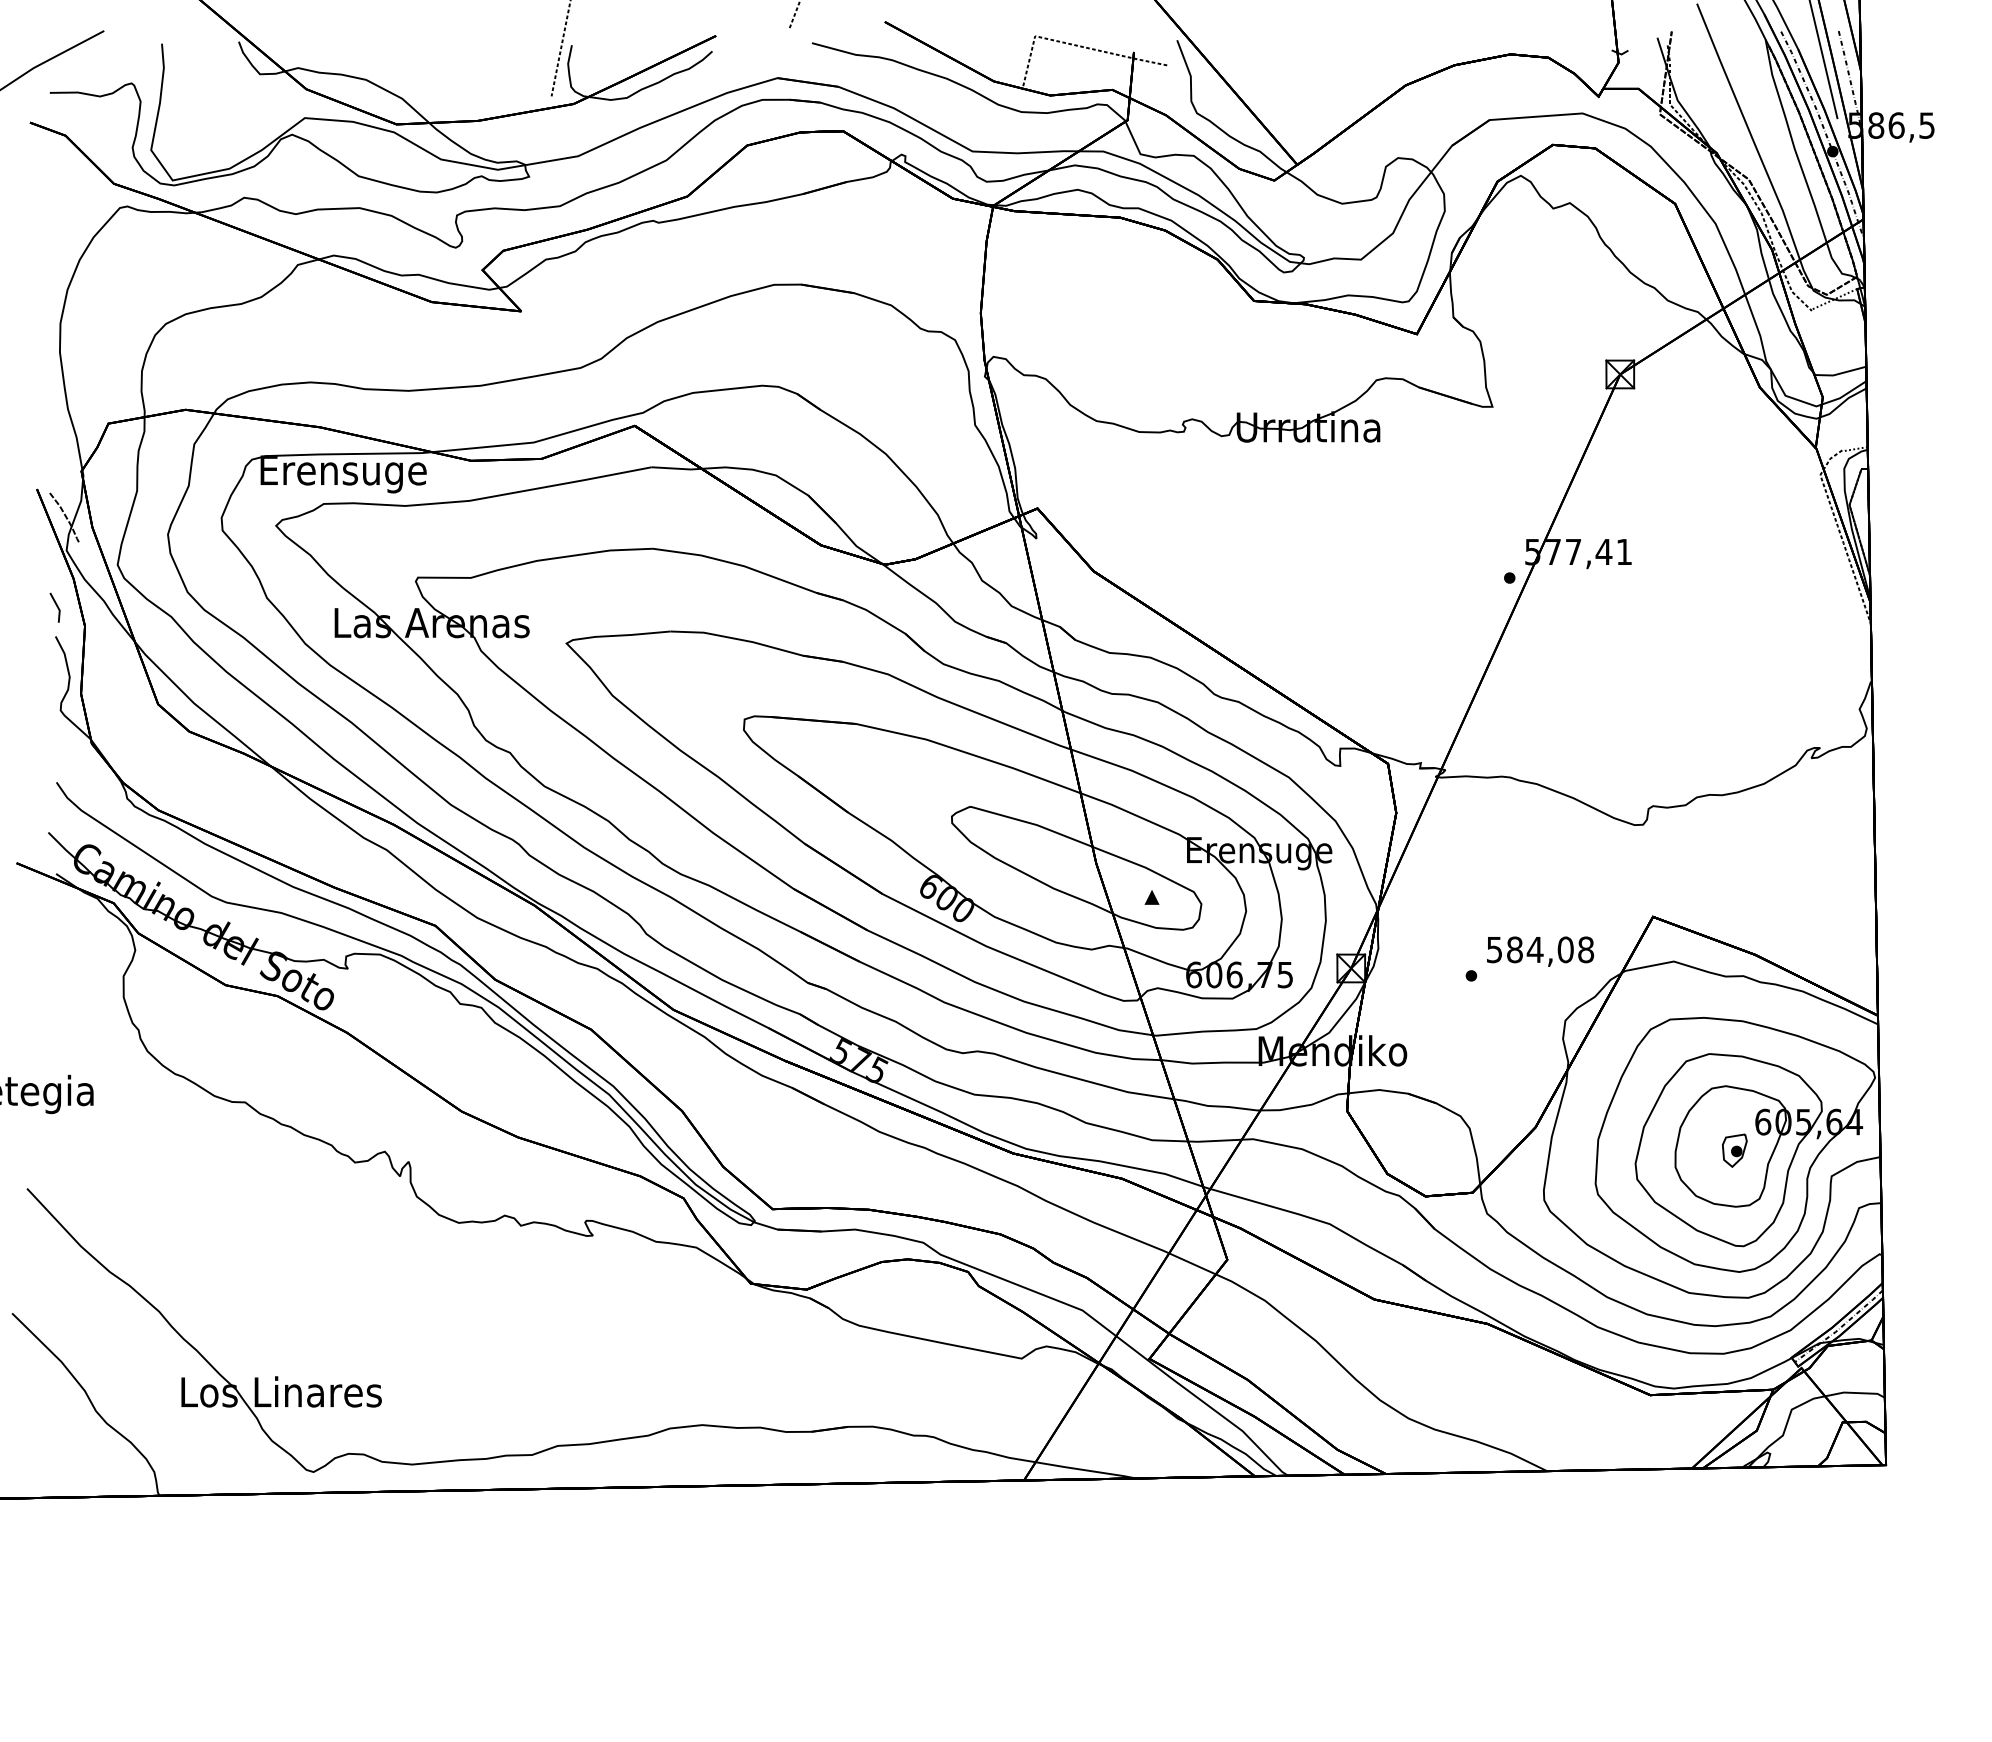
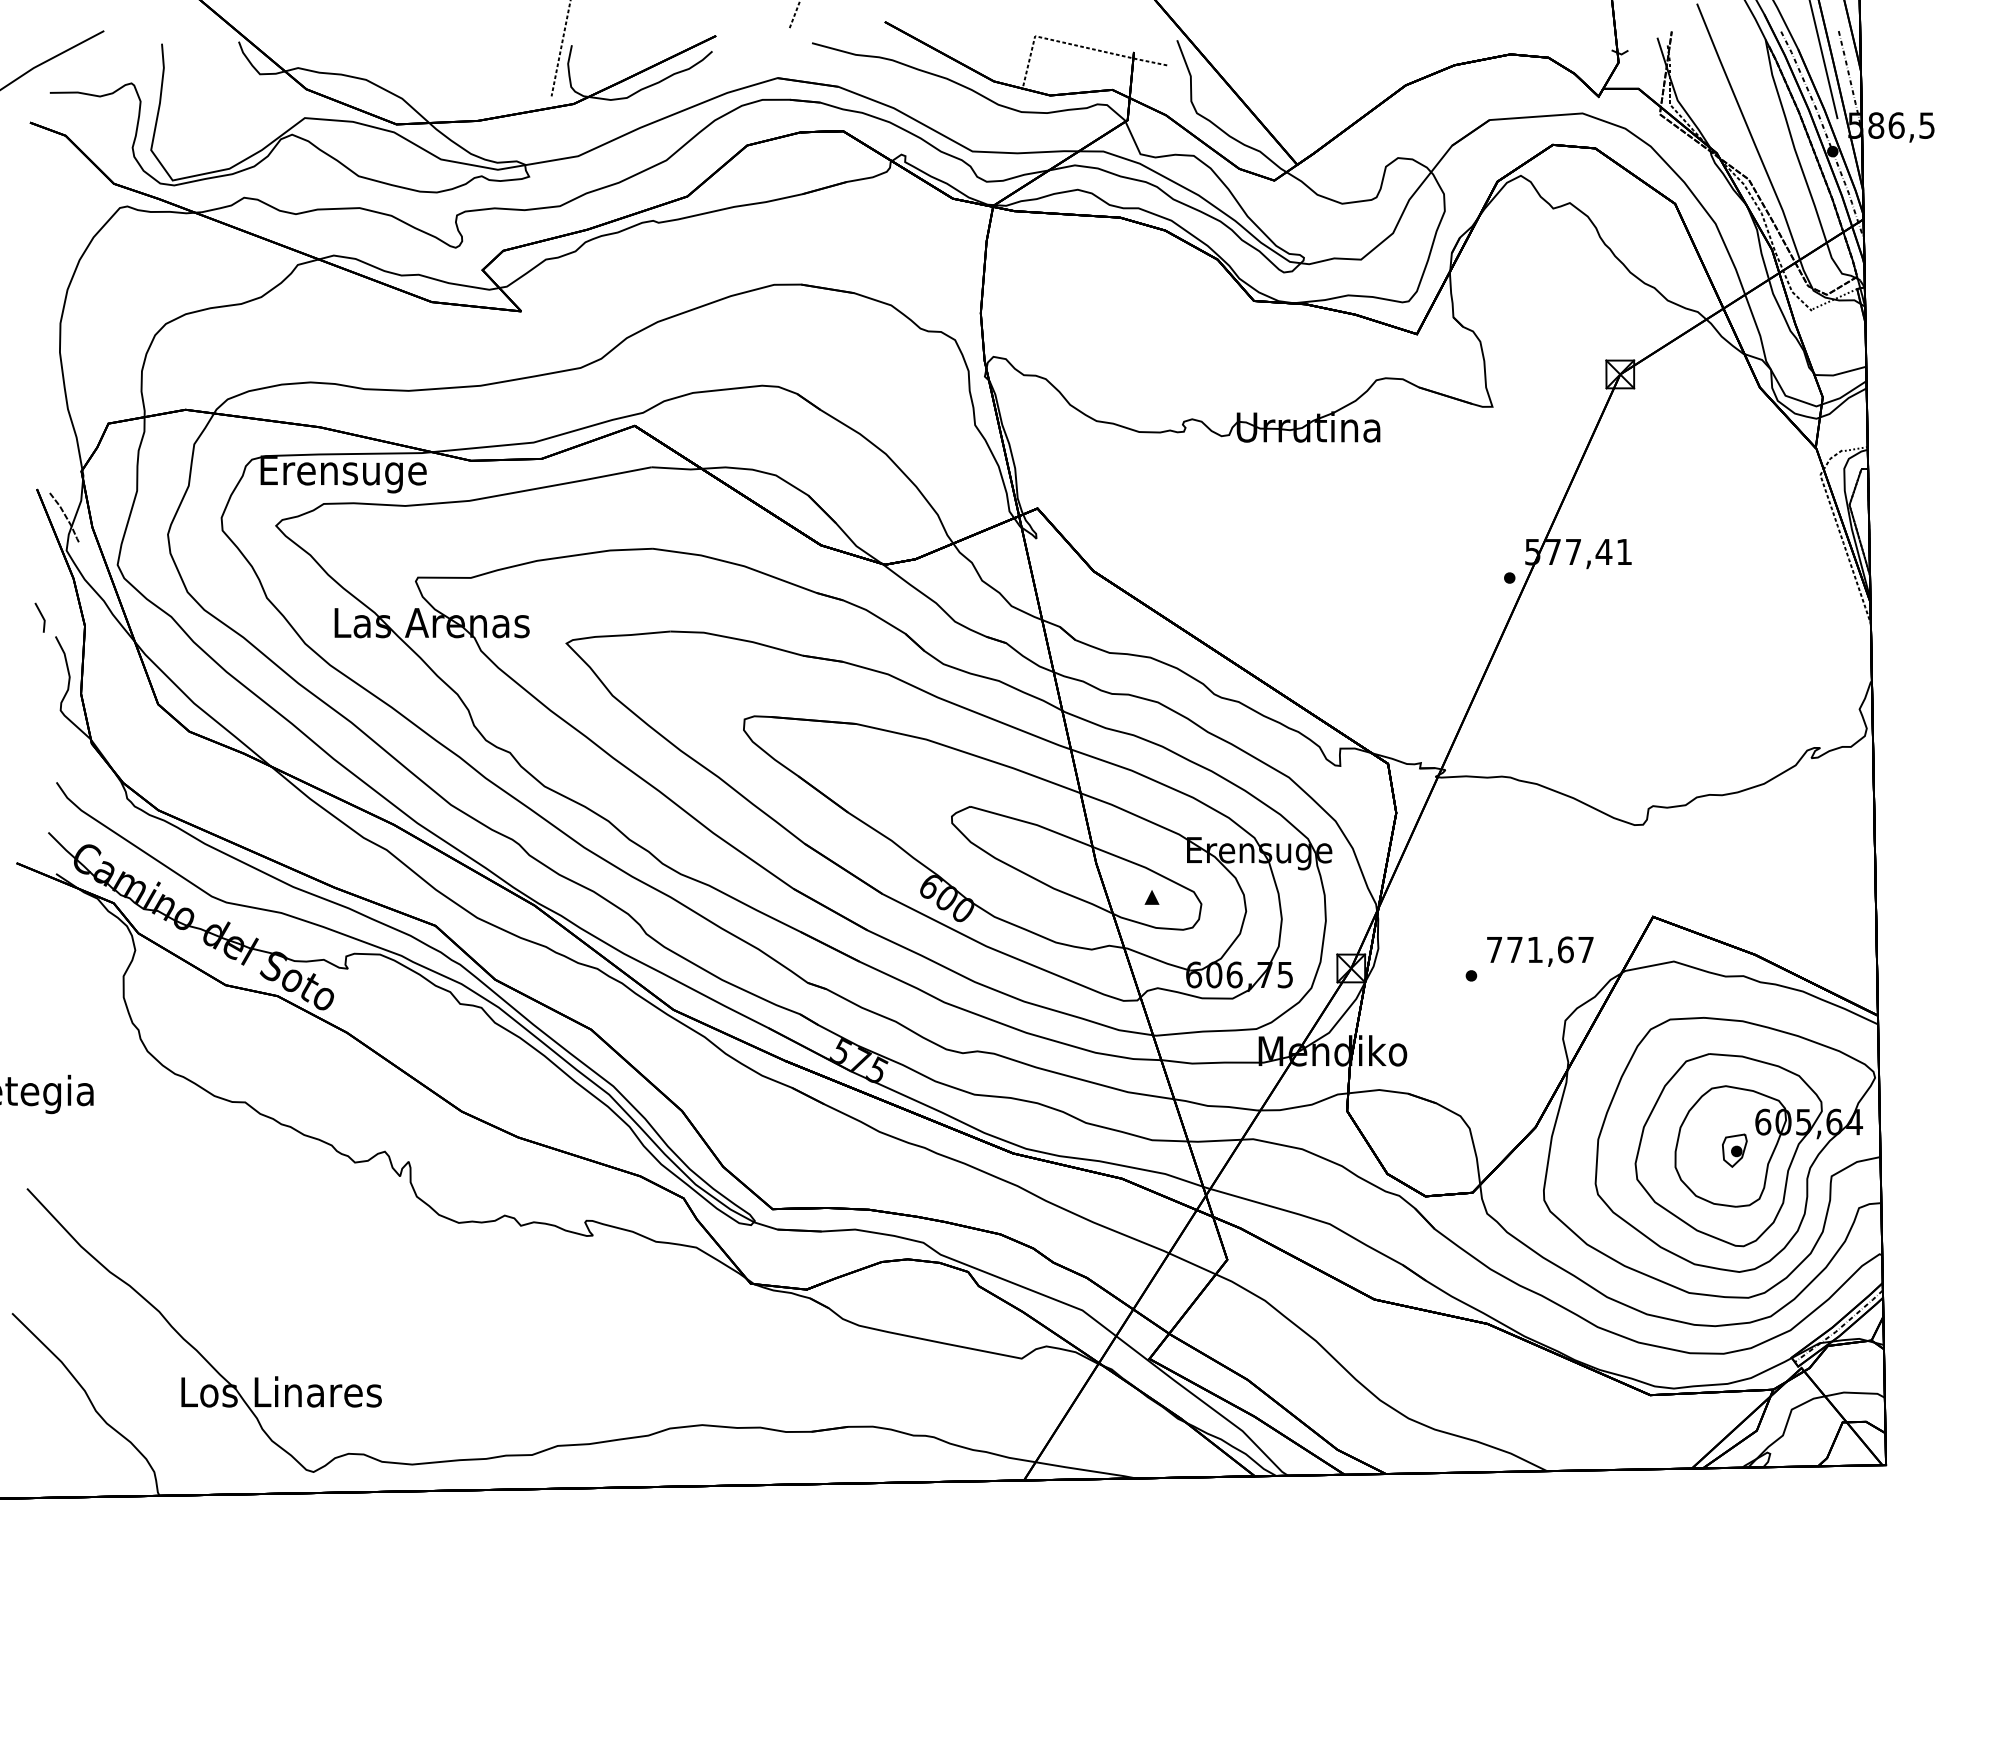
line position: (55, 605) -> (40, 615) (40, 615)
text: 584,08 -> 771,67 (1540, 949)
